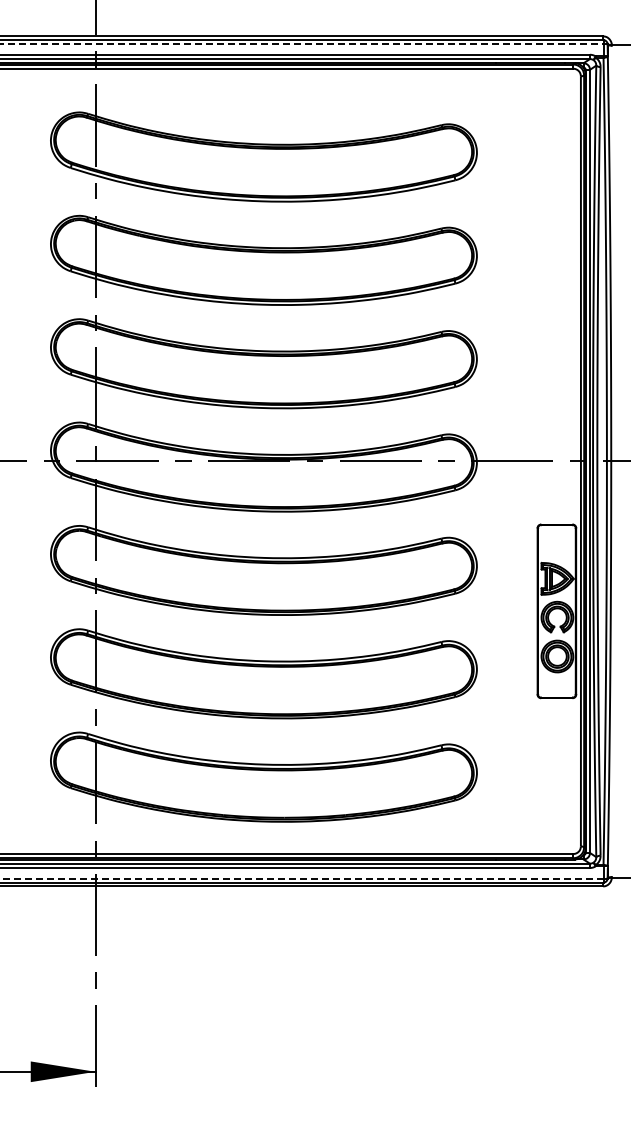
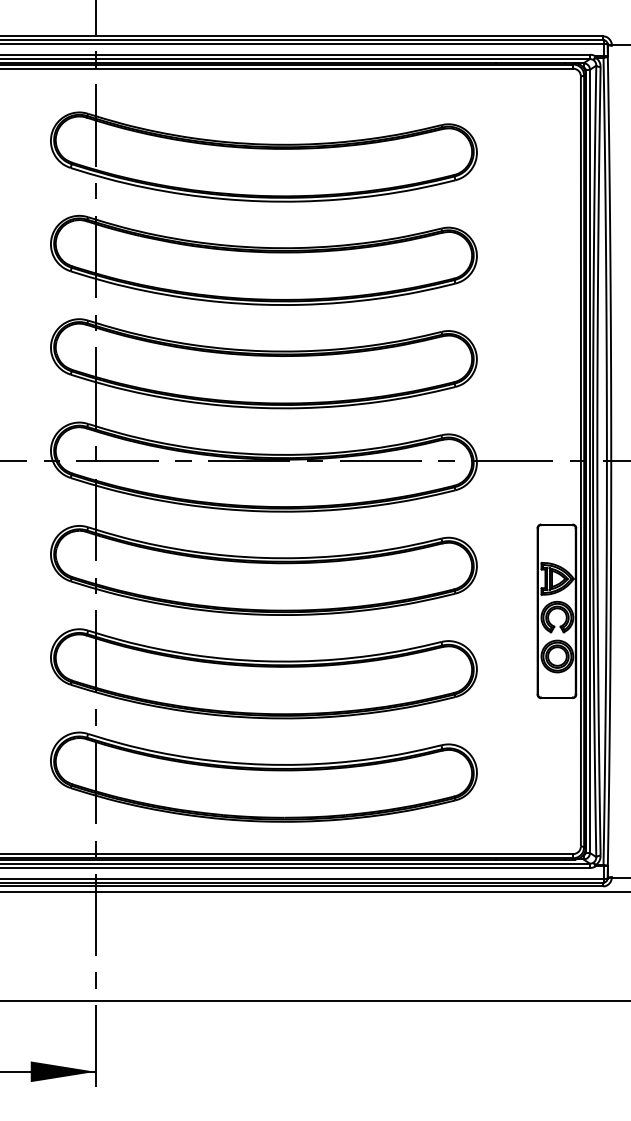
line: dashed -> solid (301, 44)
line: dashed -> solid (301, 878)
line: none -> present (314, 891)
line: none -> present (314, 1000)
